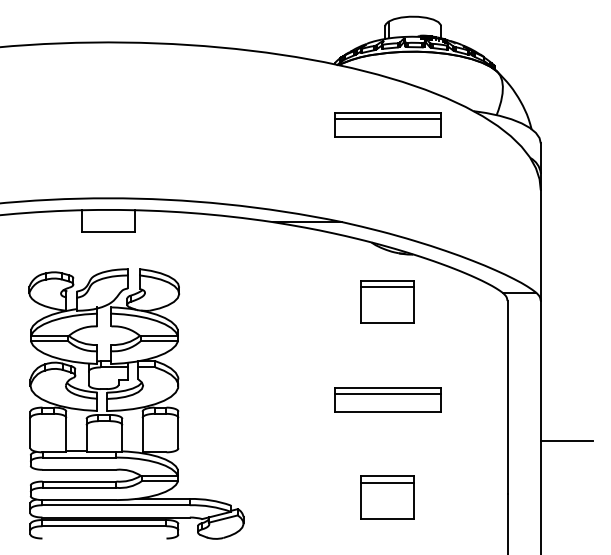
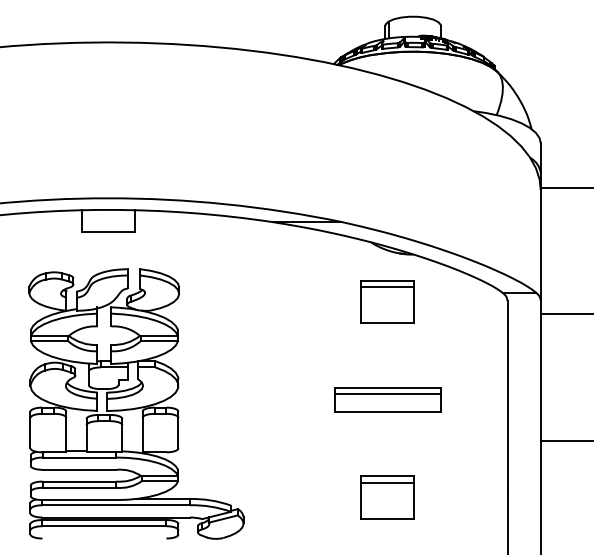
part: present -> none (387, 124)
line: none -> present (566, 187)
line: none -> present (566, 314)
